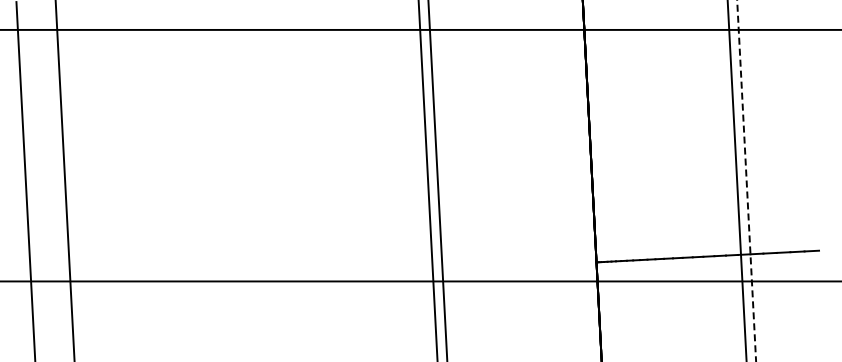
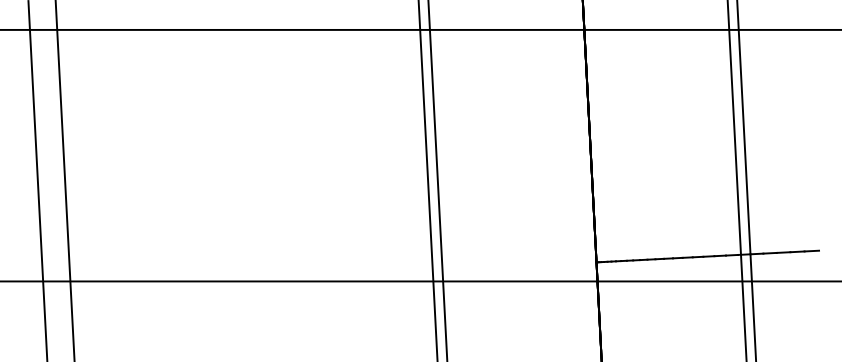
line position: (25, 180) -> (37, 180) (37, 180)
line: dashed -> solid (746, 181)
